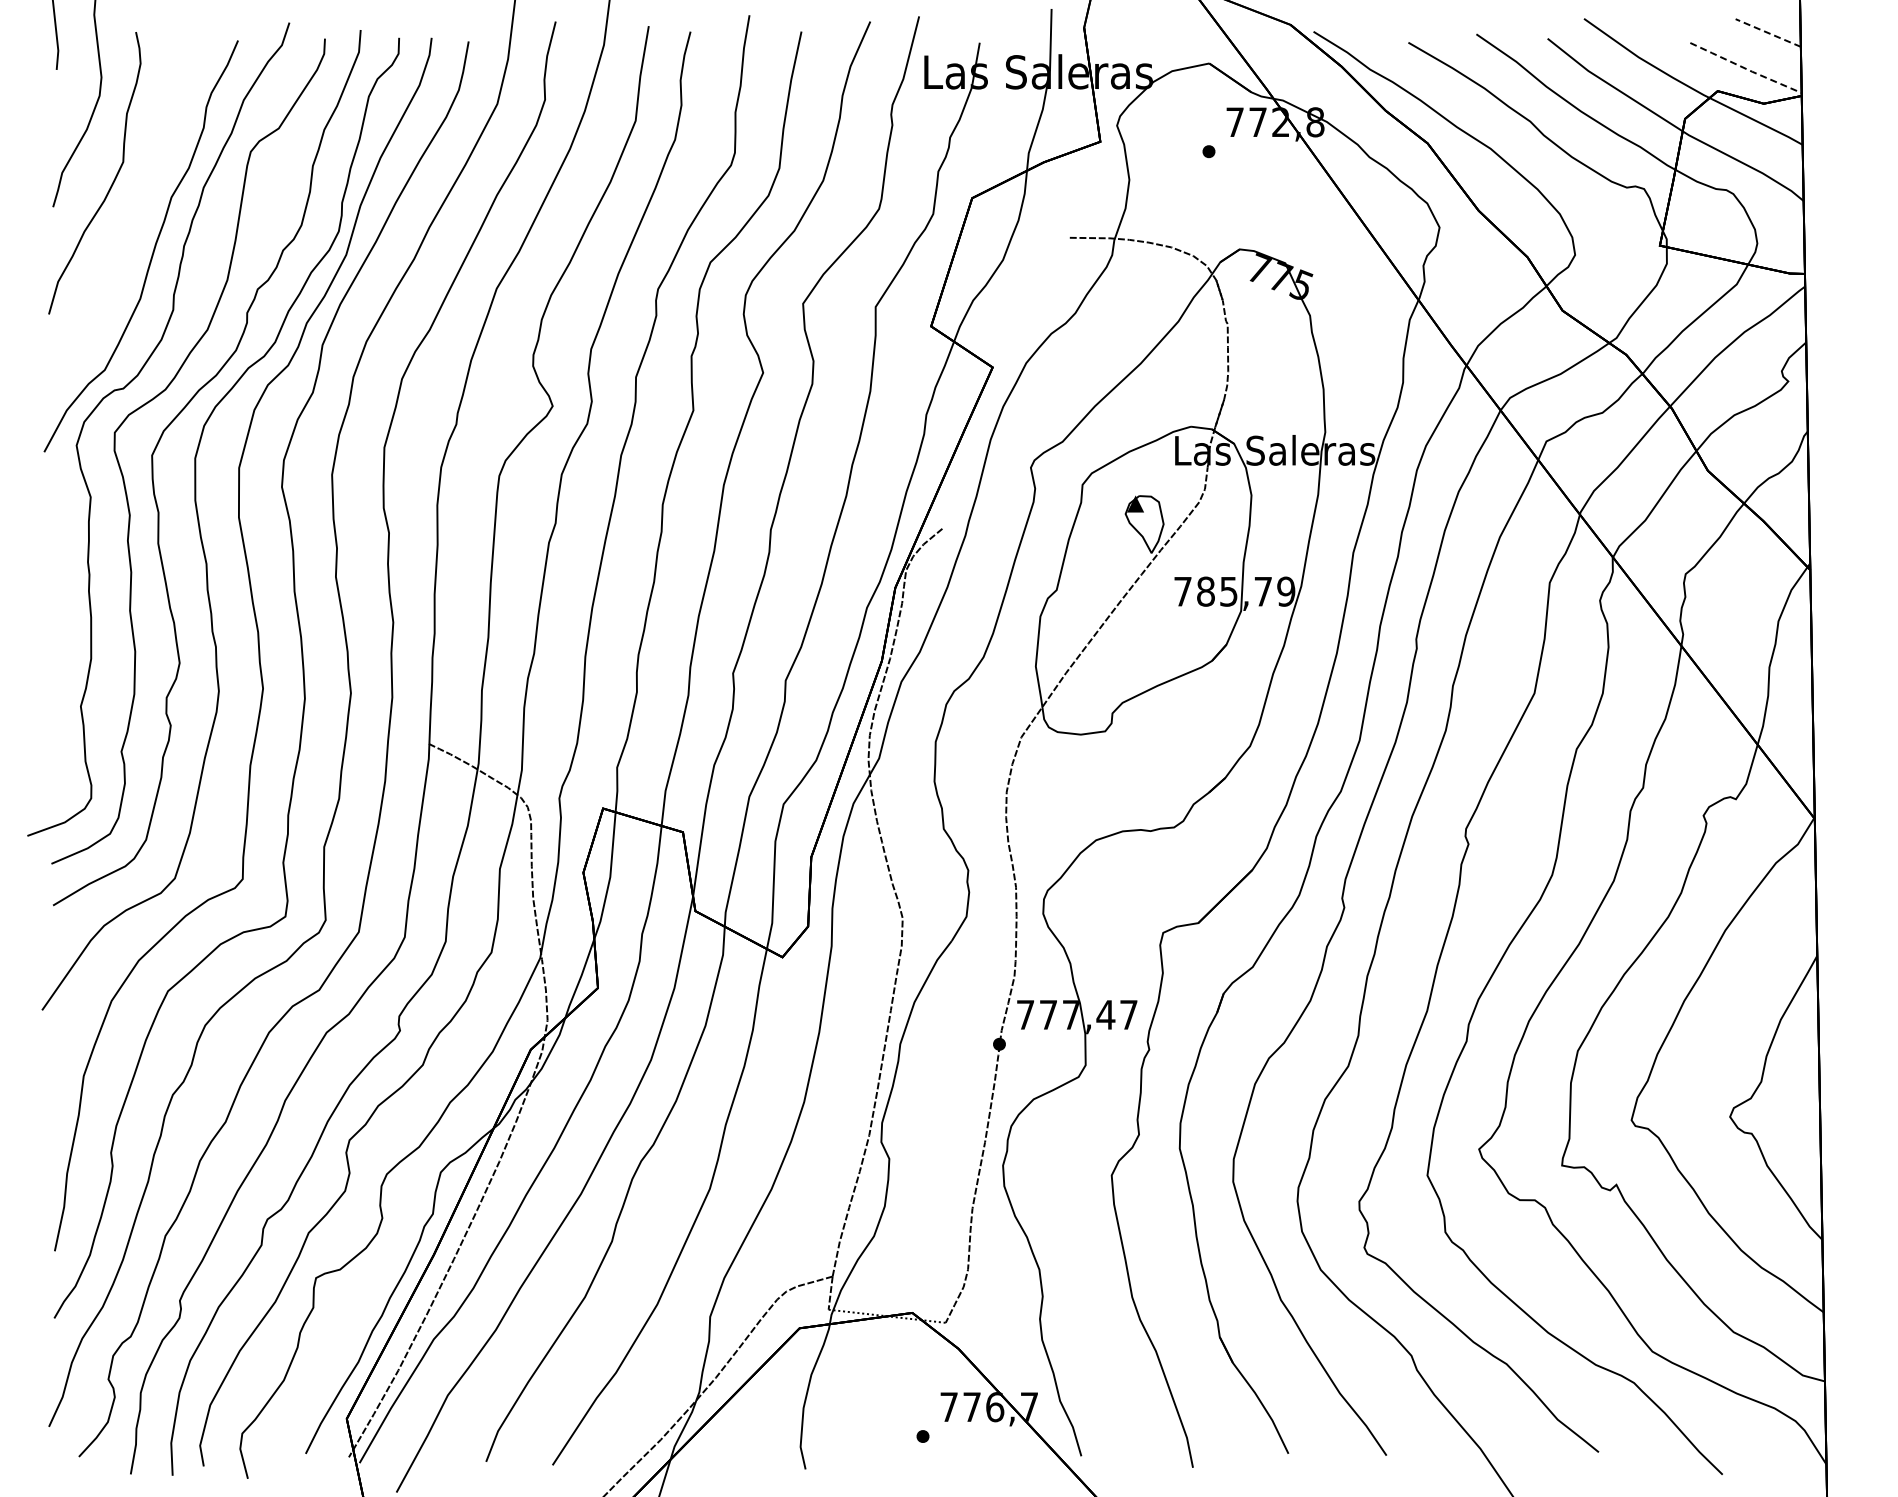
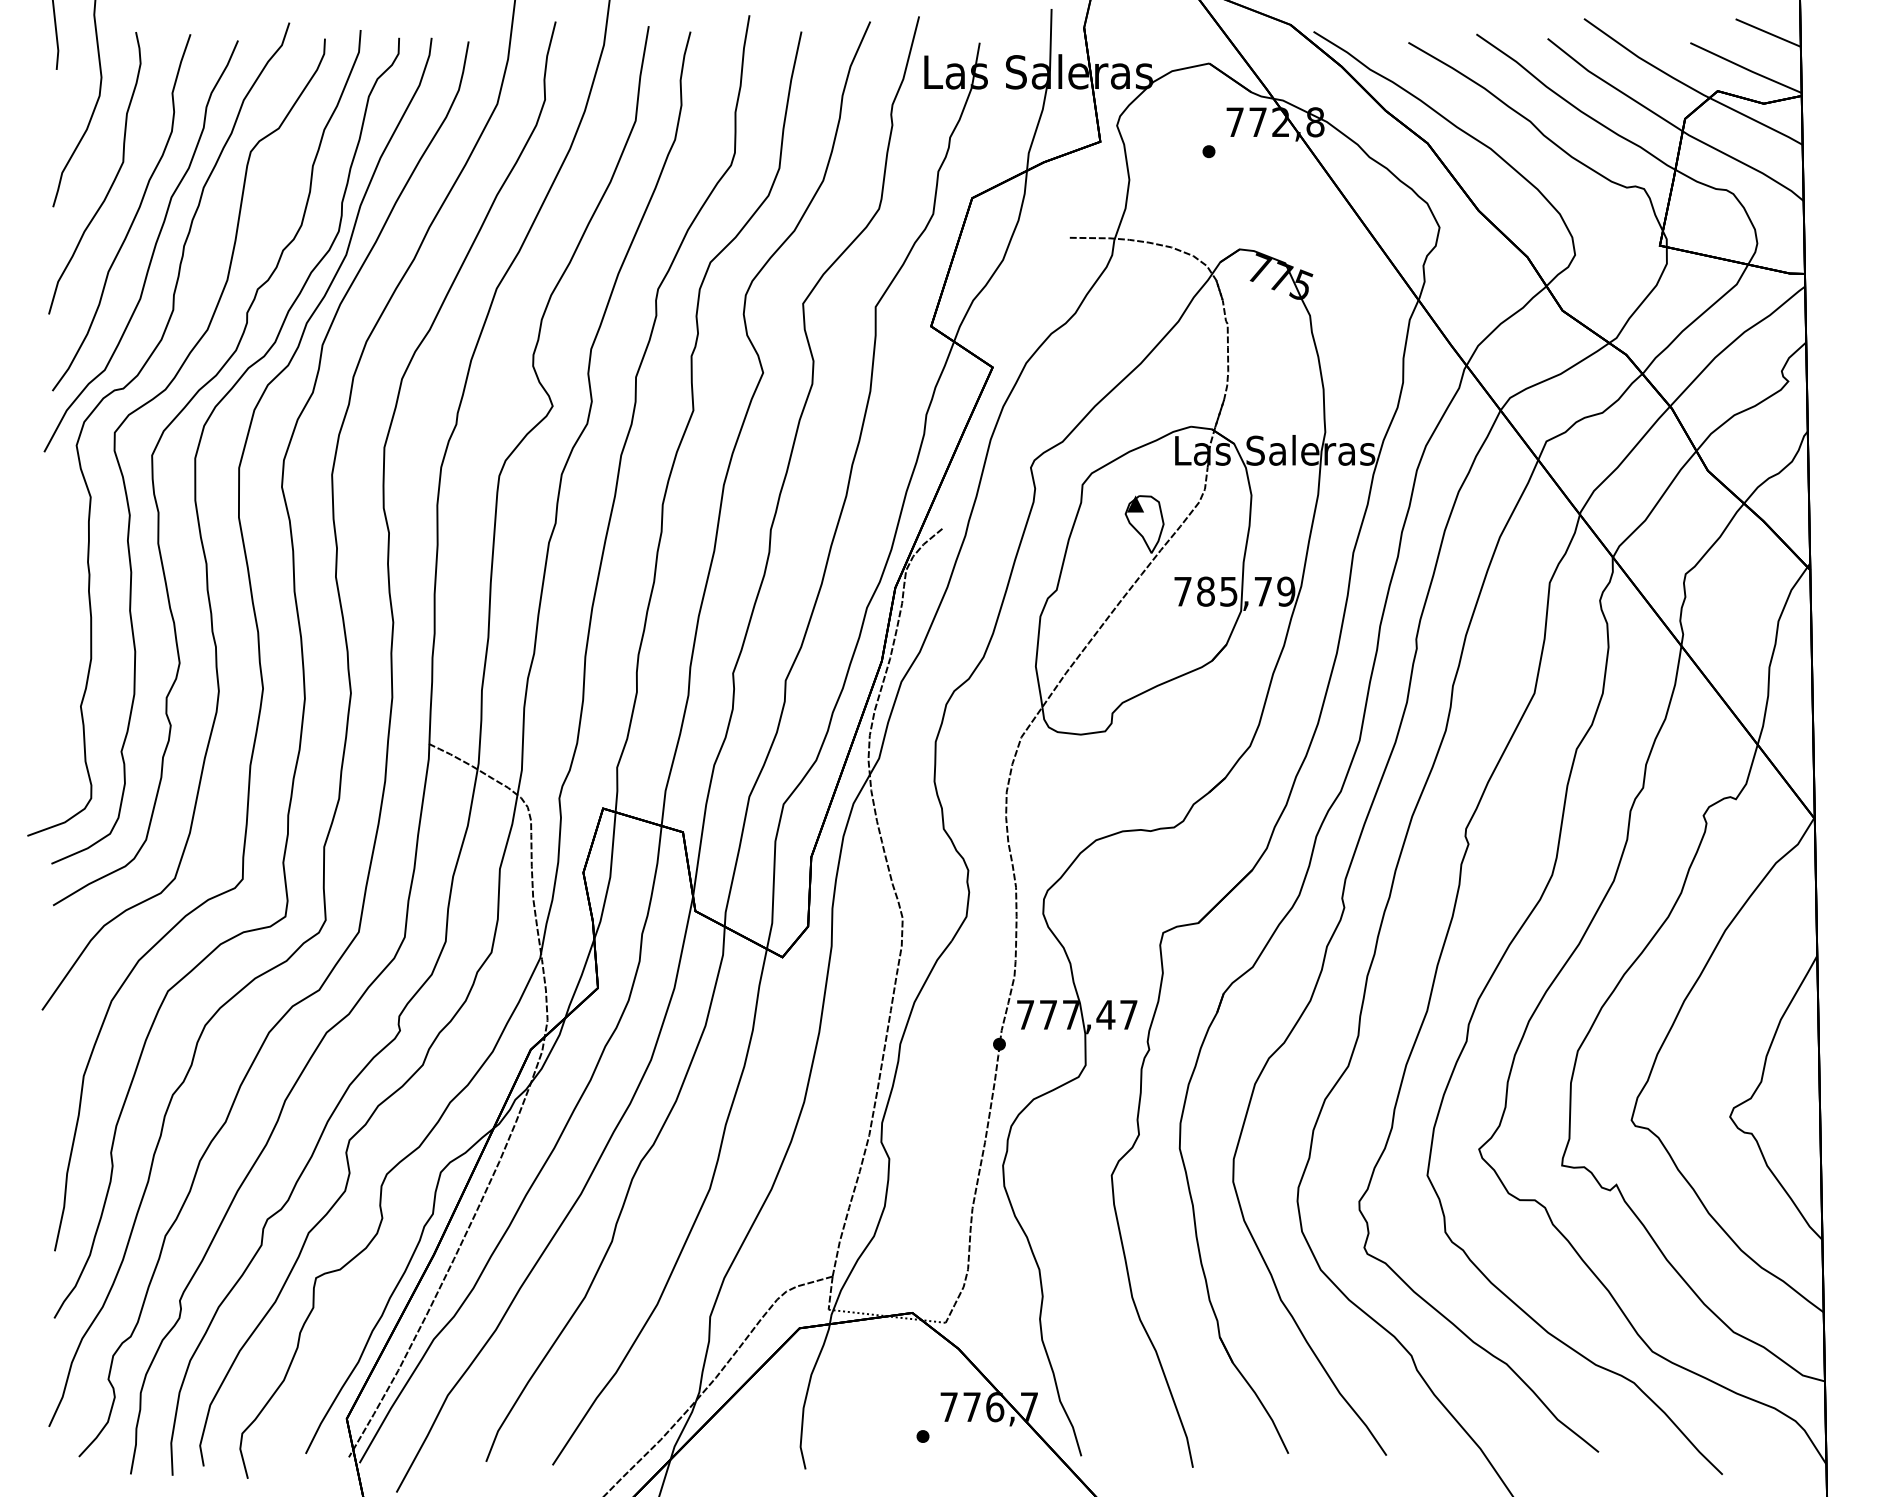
line: dashed -> solid (1767, 32)
line: dashed -> solid (1745, 68)
curve: none -> present (134, 215)
